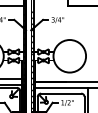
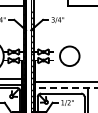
circle diameter: 33 px -> 20 px (69, 56)
line: solid -> dashed (65, 87)
